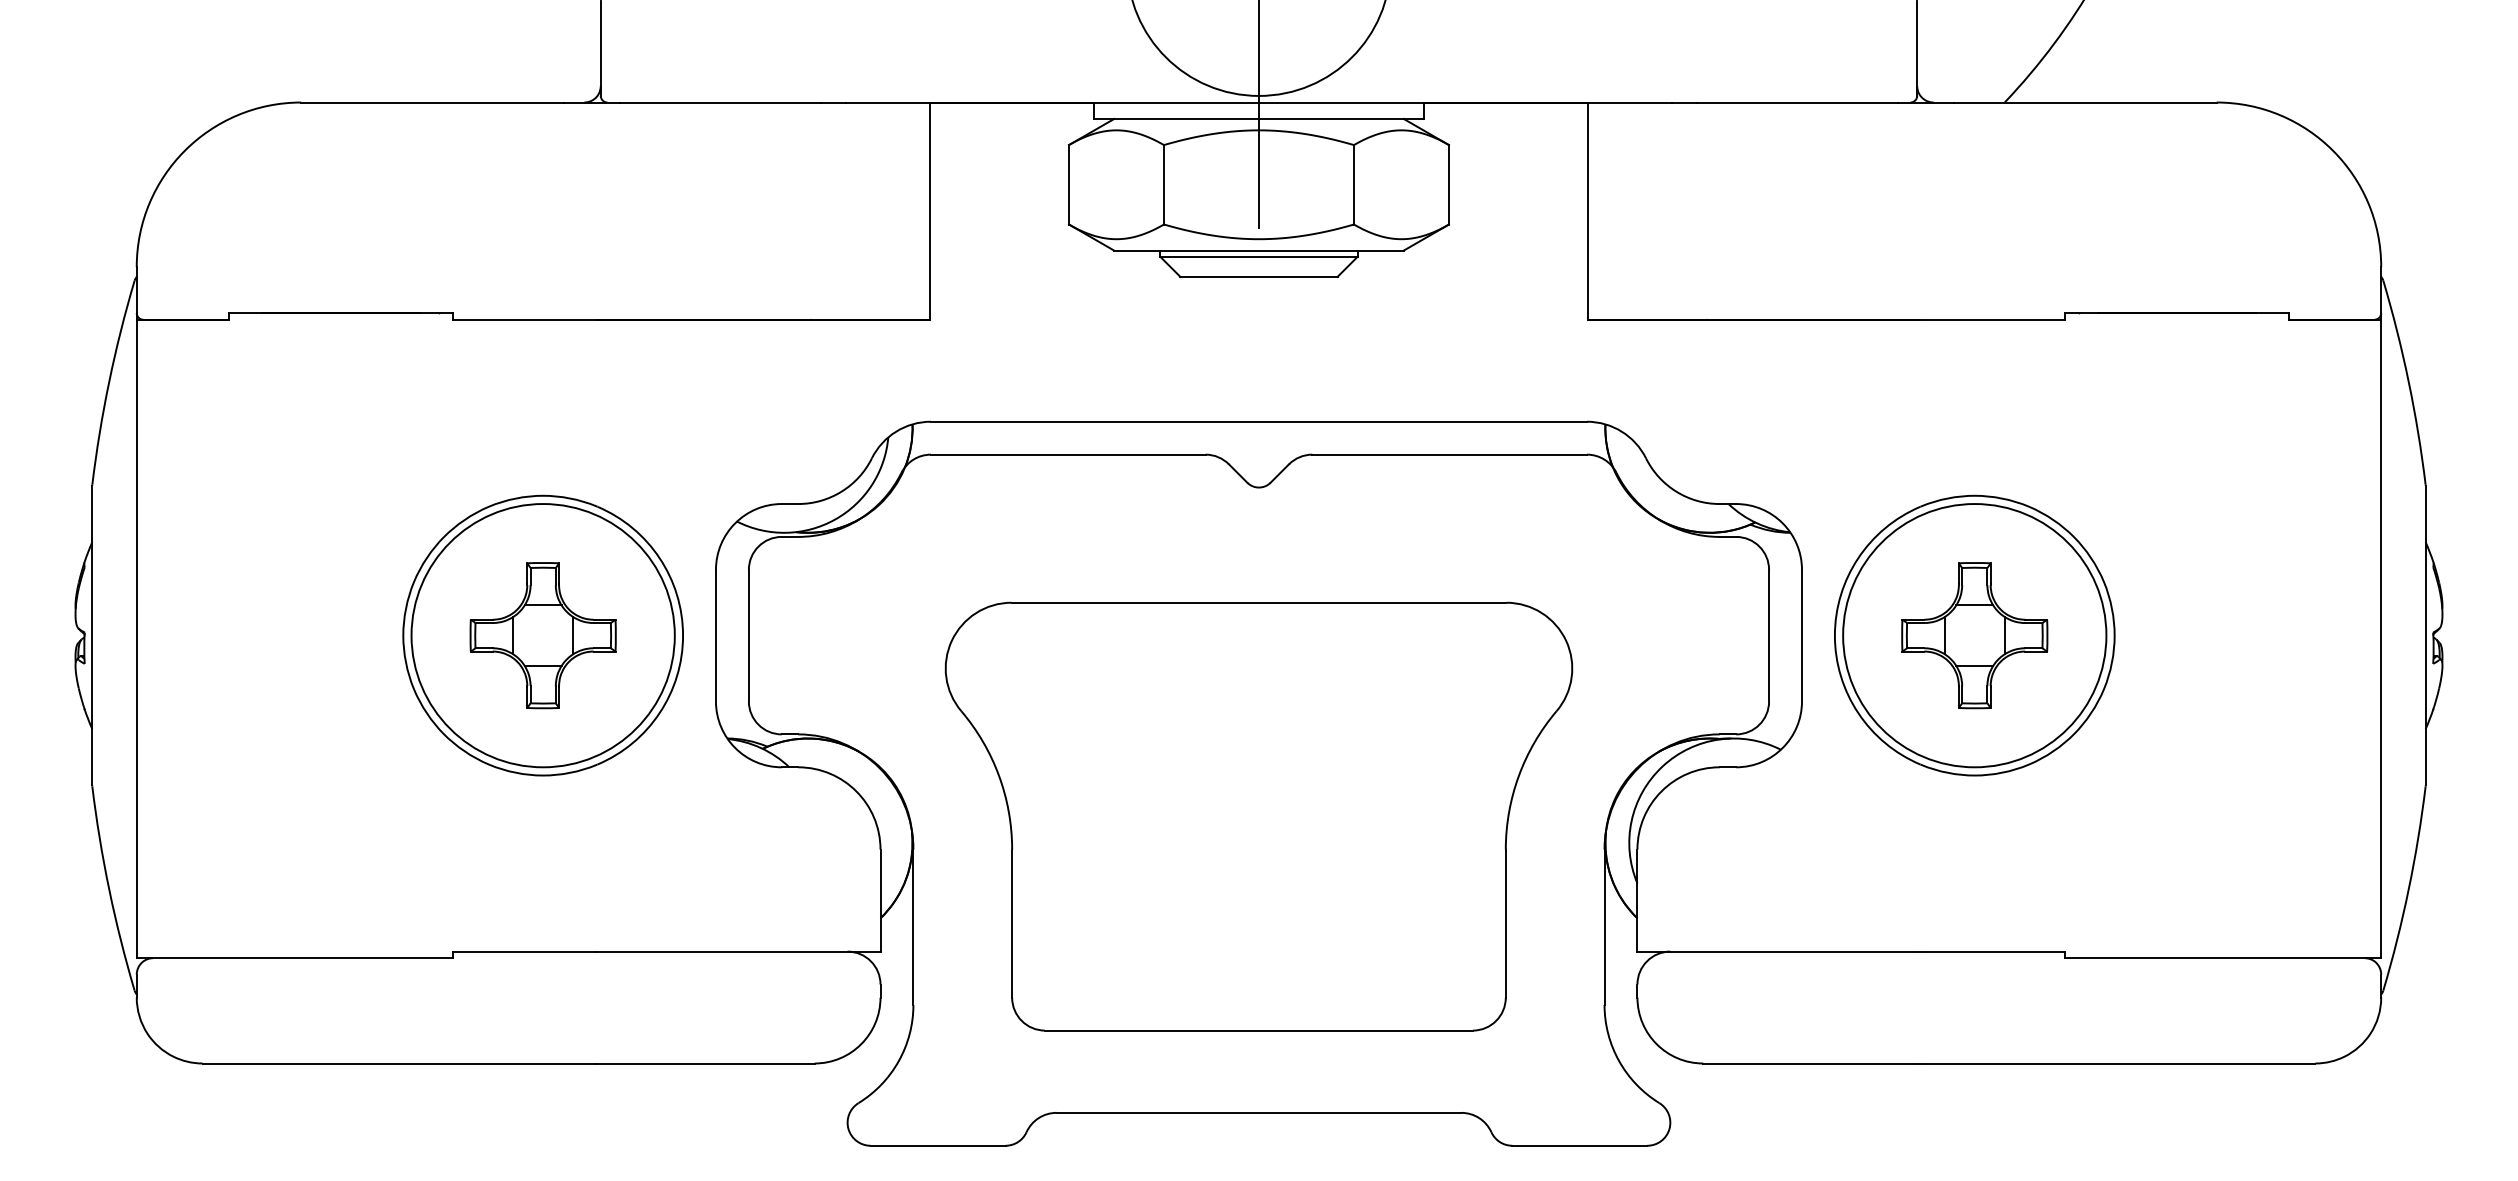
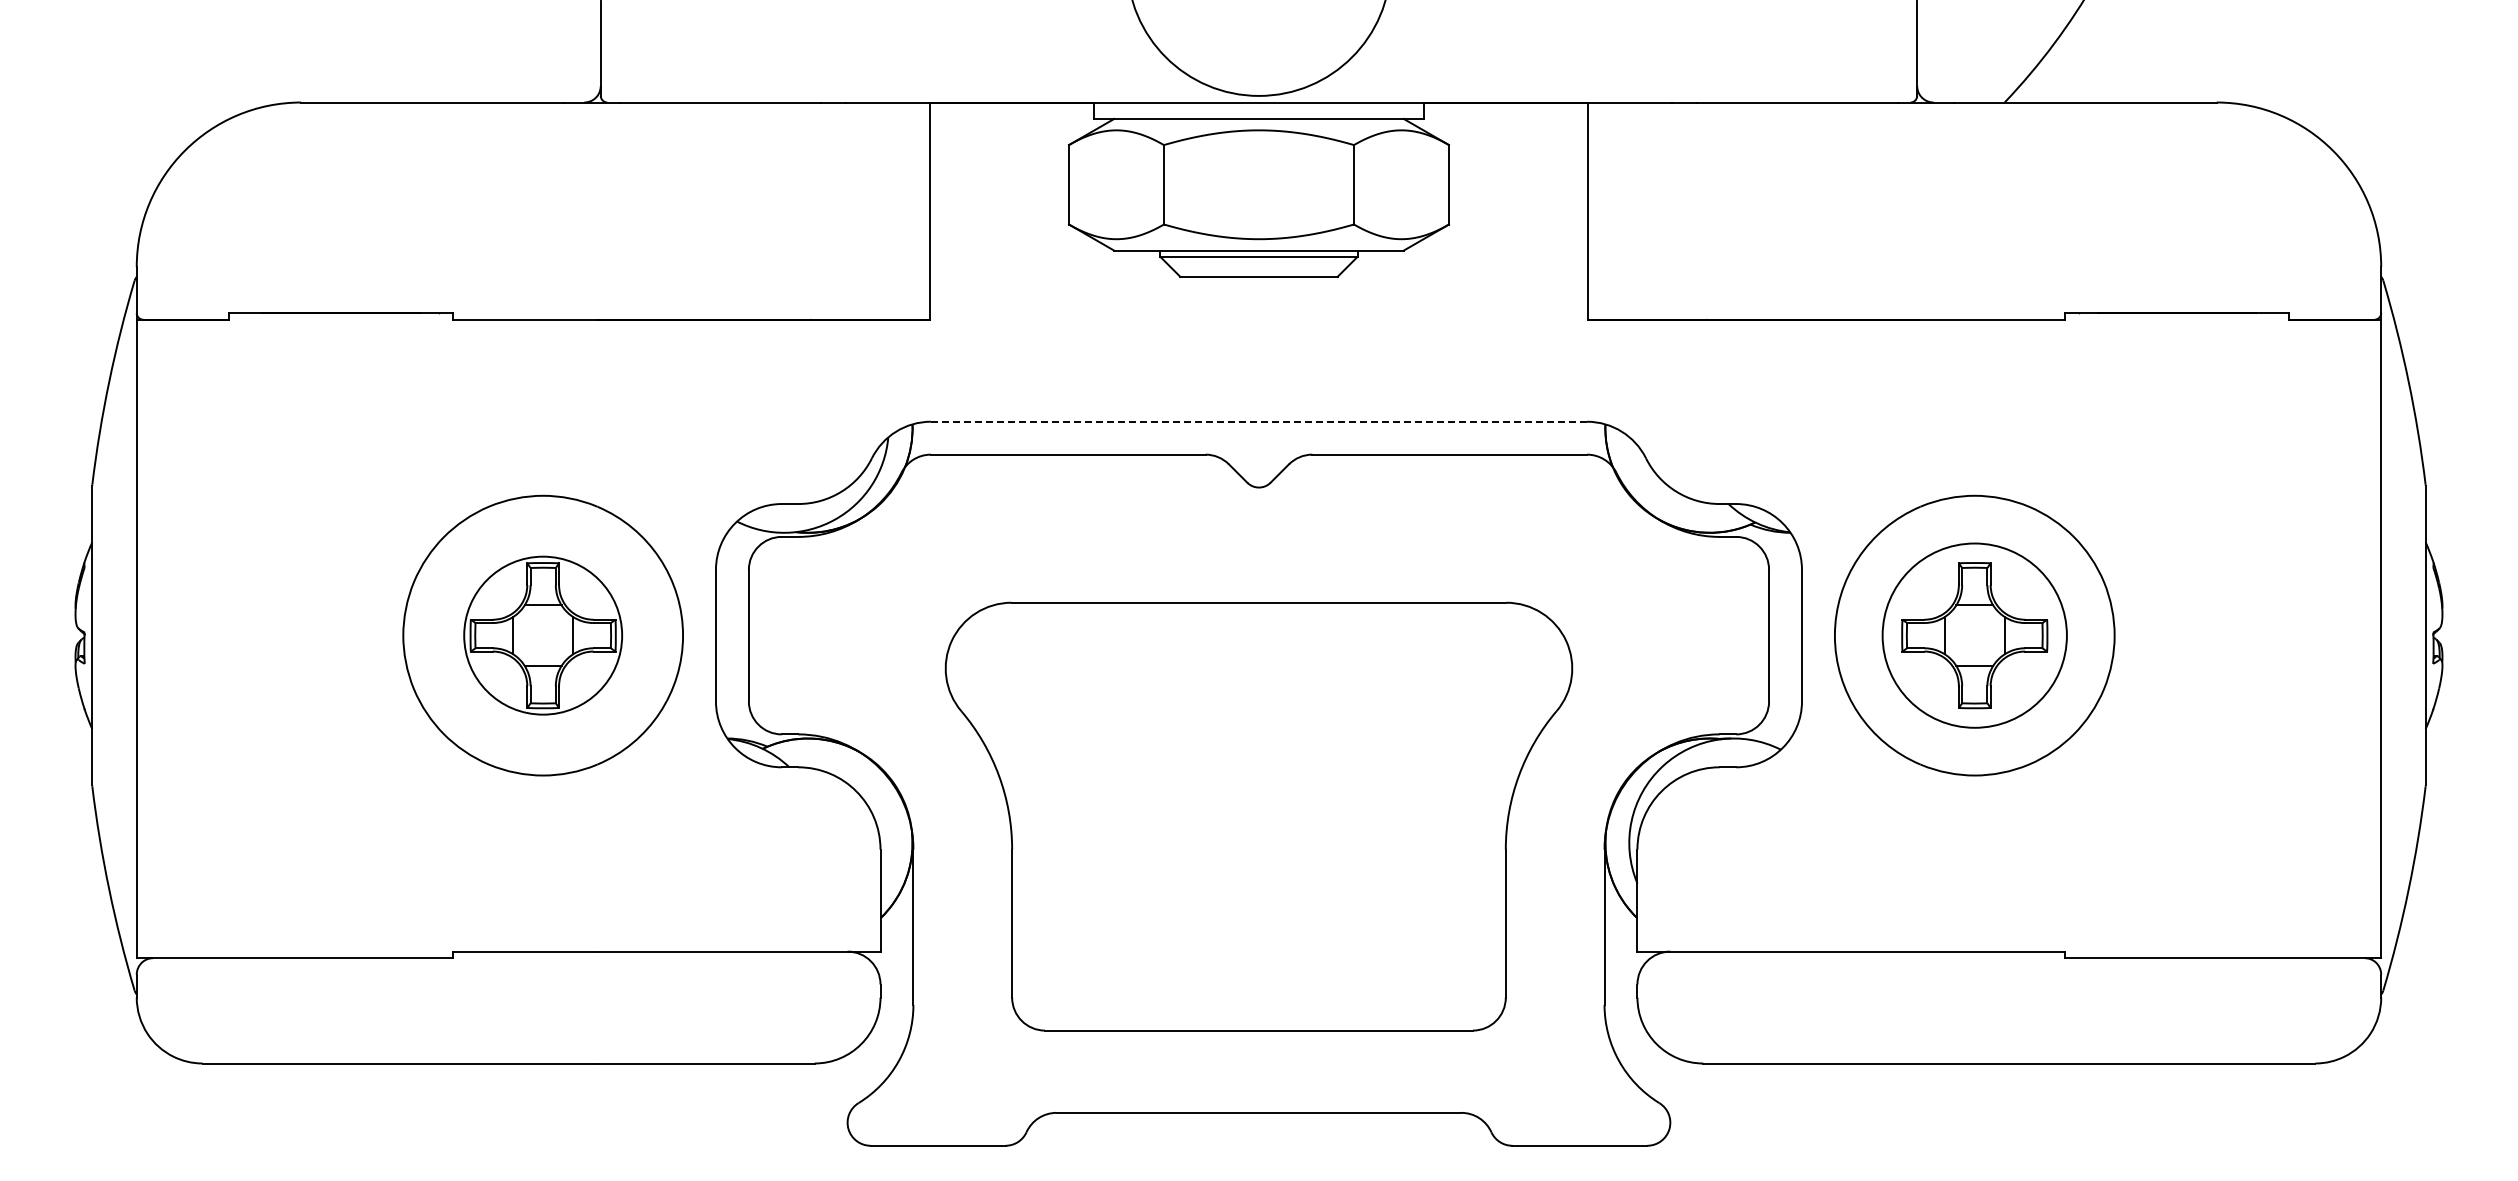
line: present -> none (1258, 114)
line: solid -> dashed (1258, 421)
circle diameter: 263 px -> 158 px (543, 635)
circle diameter: 263 px -> 184 px (1974, 635)
